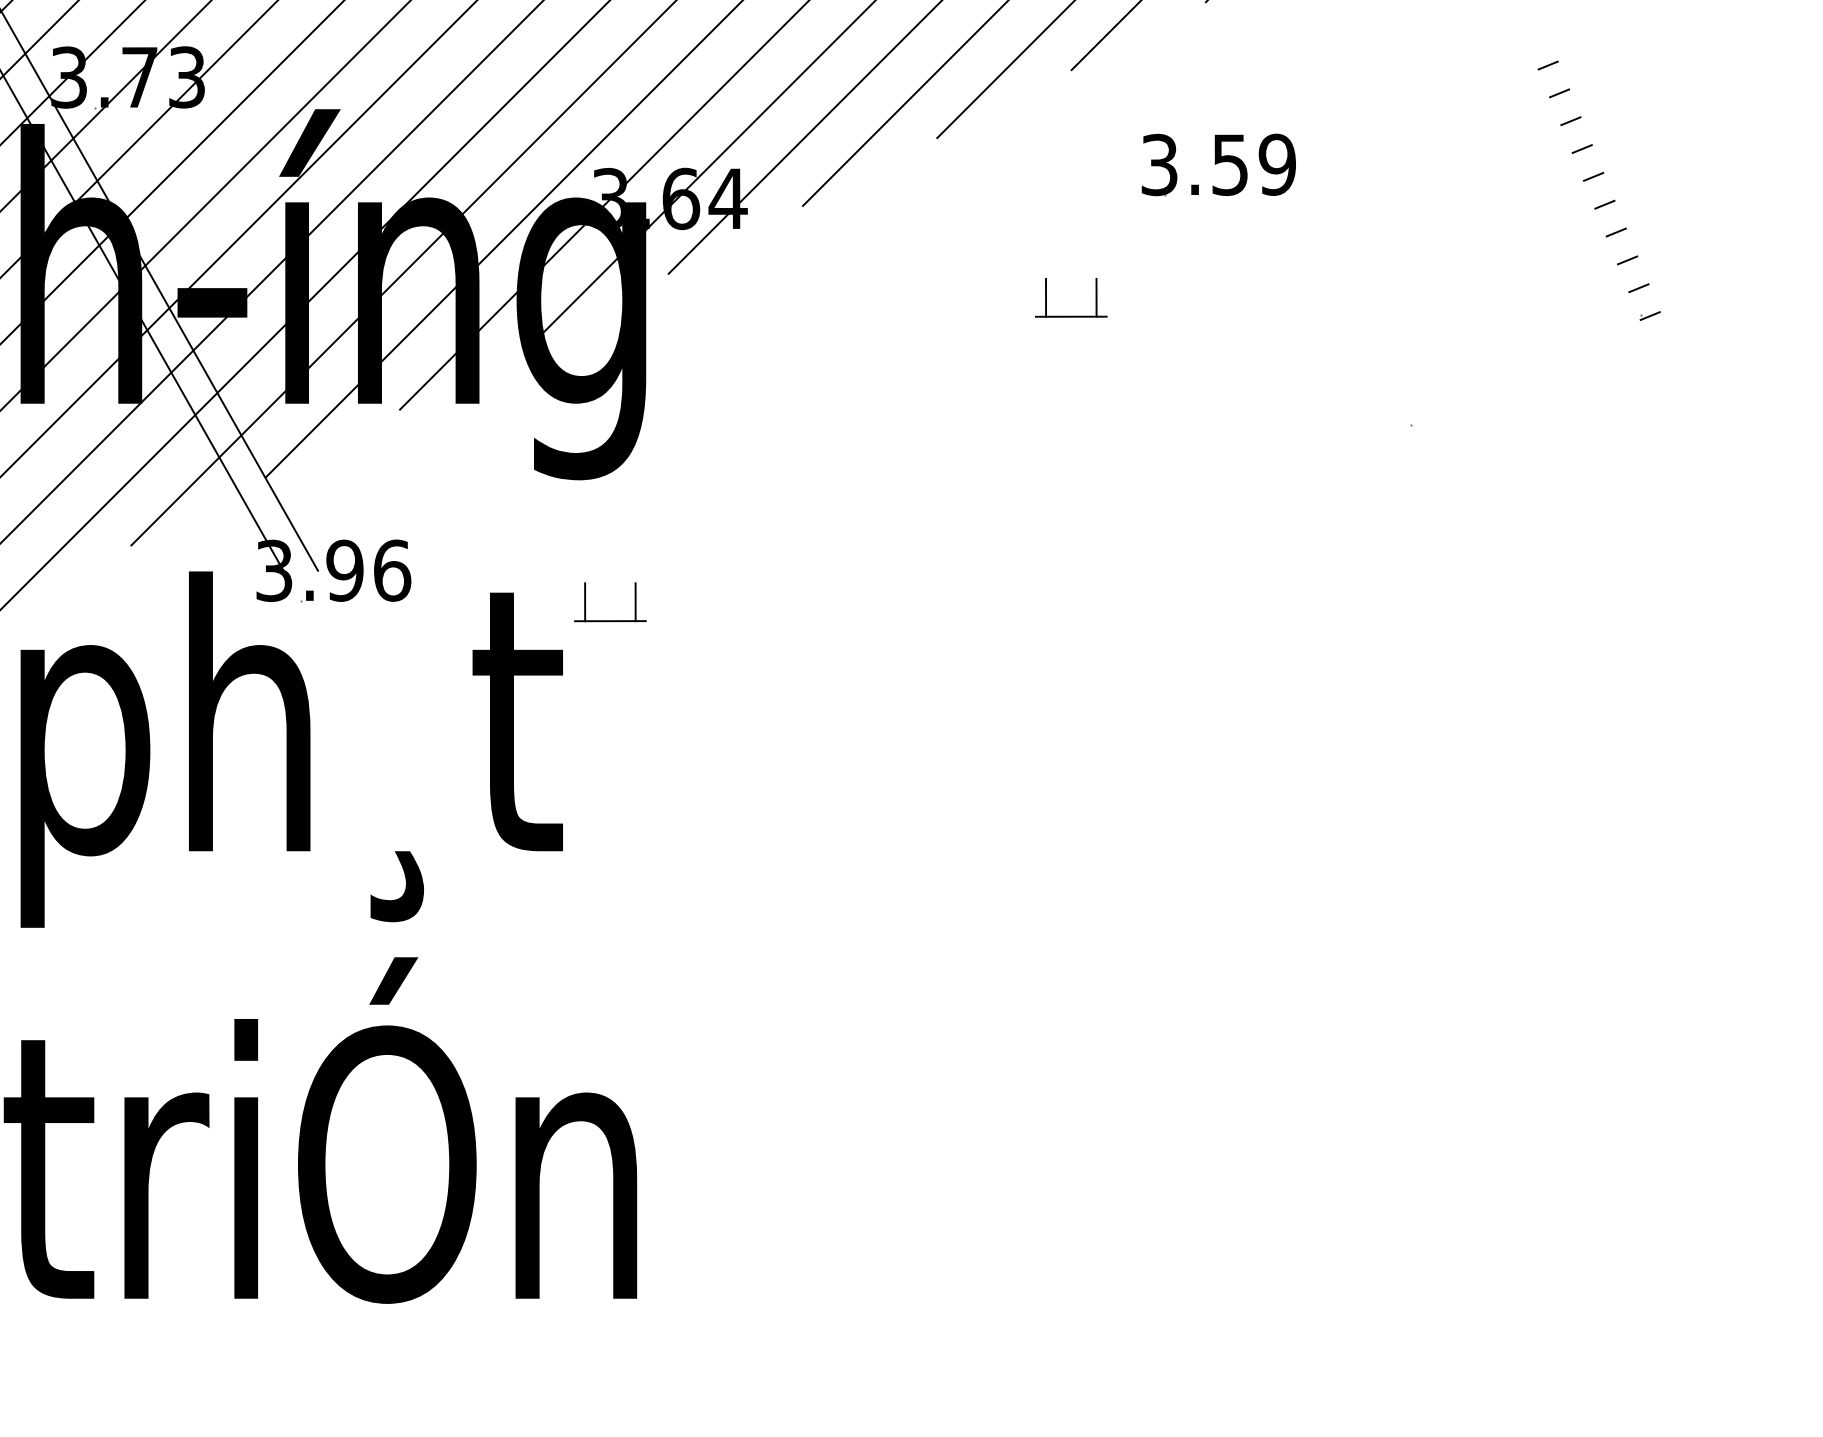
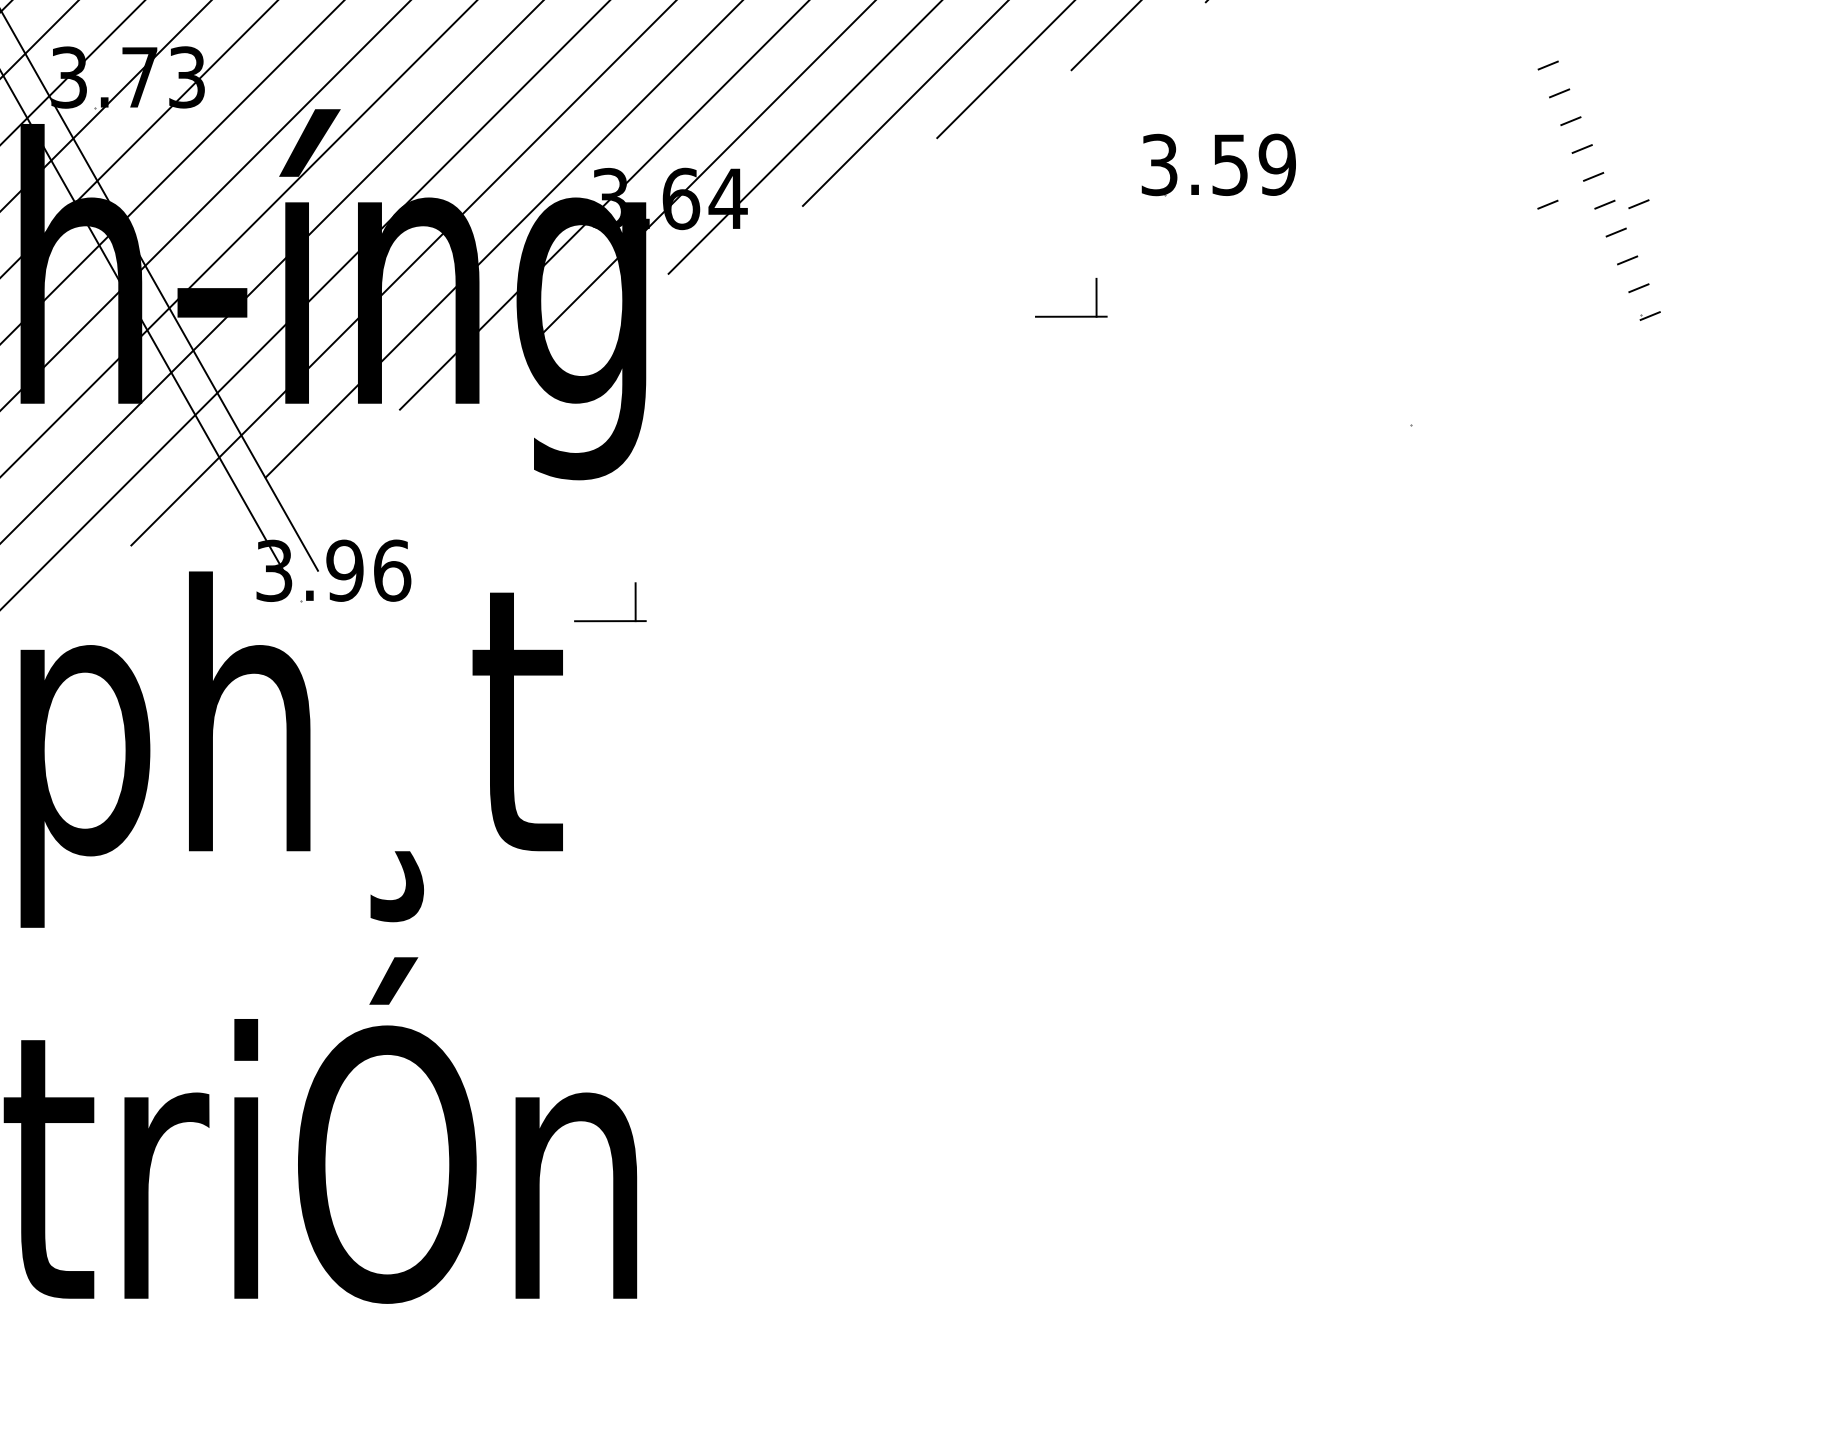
line: none -> present (1547, 204)
line: none -> present (1638, 204)
line: present -> none (1046, 297)
line: present -> none (585, 602)
